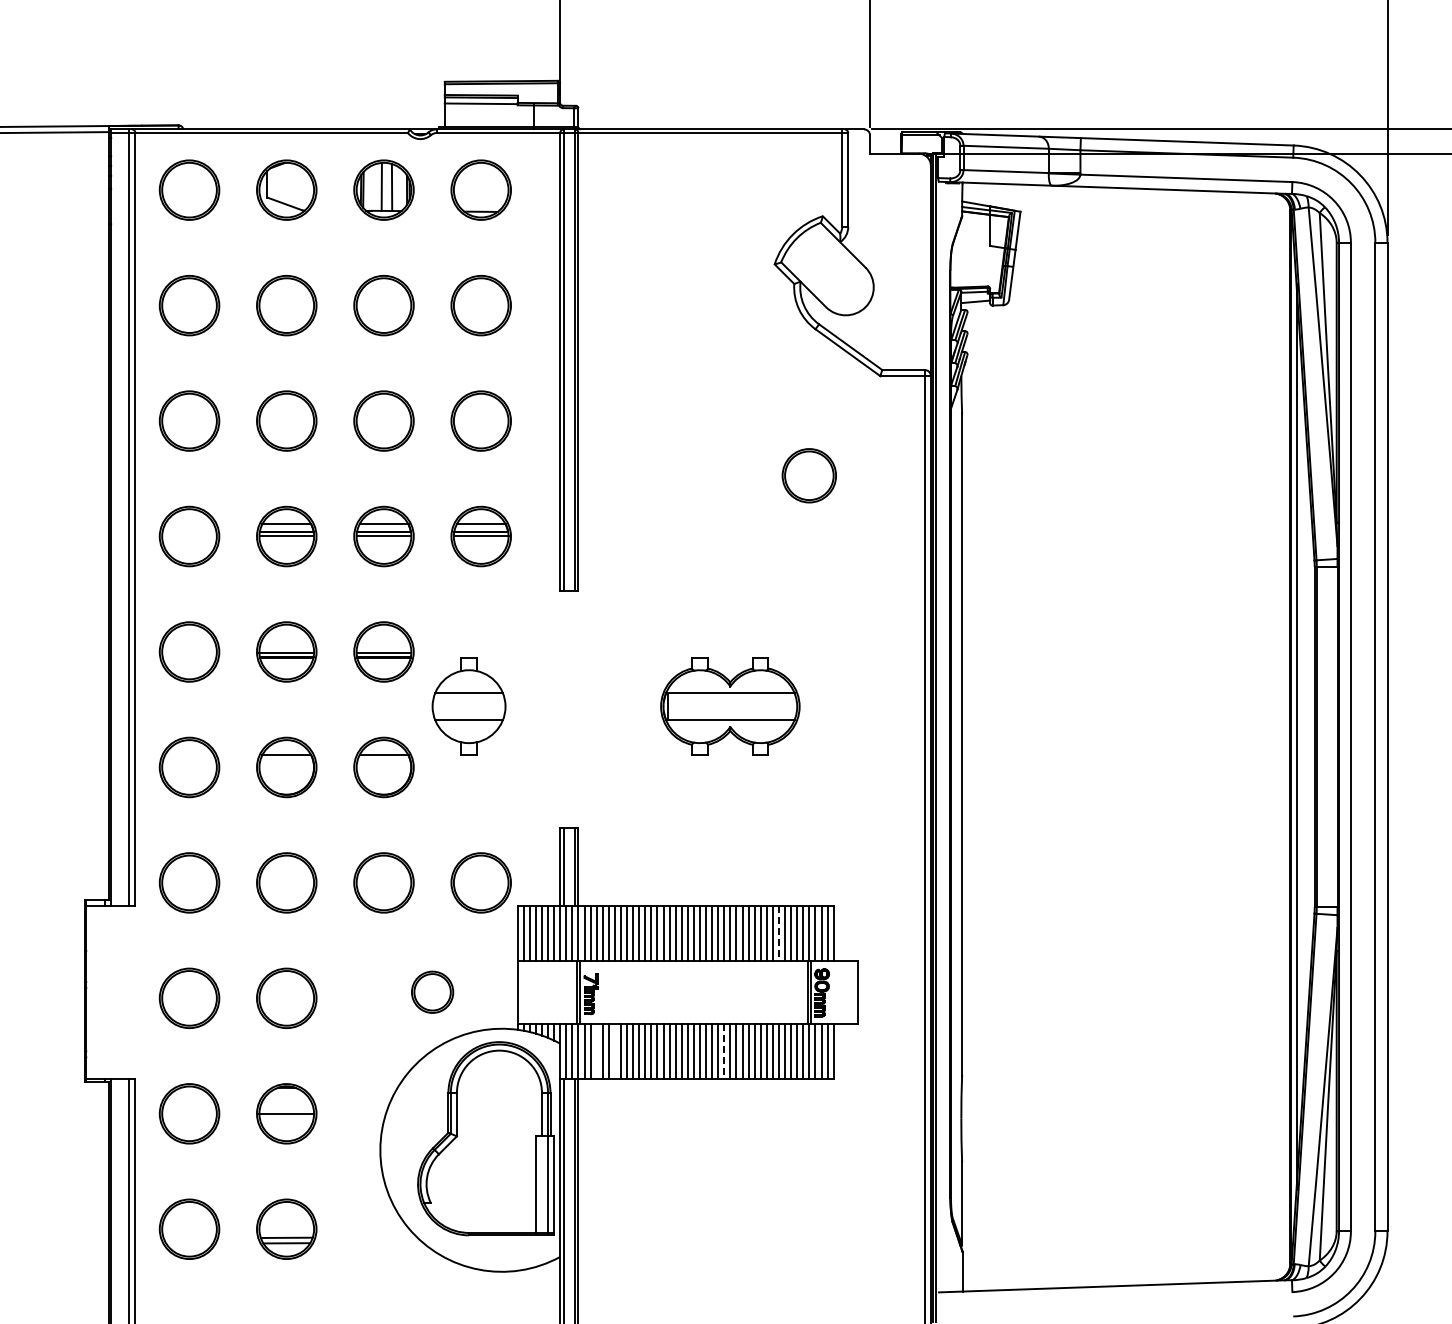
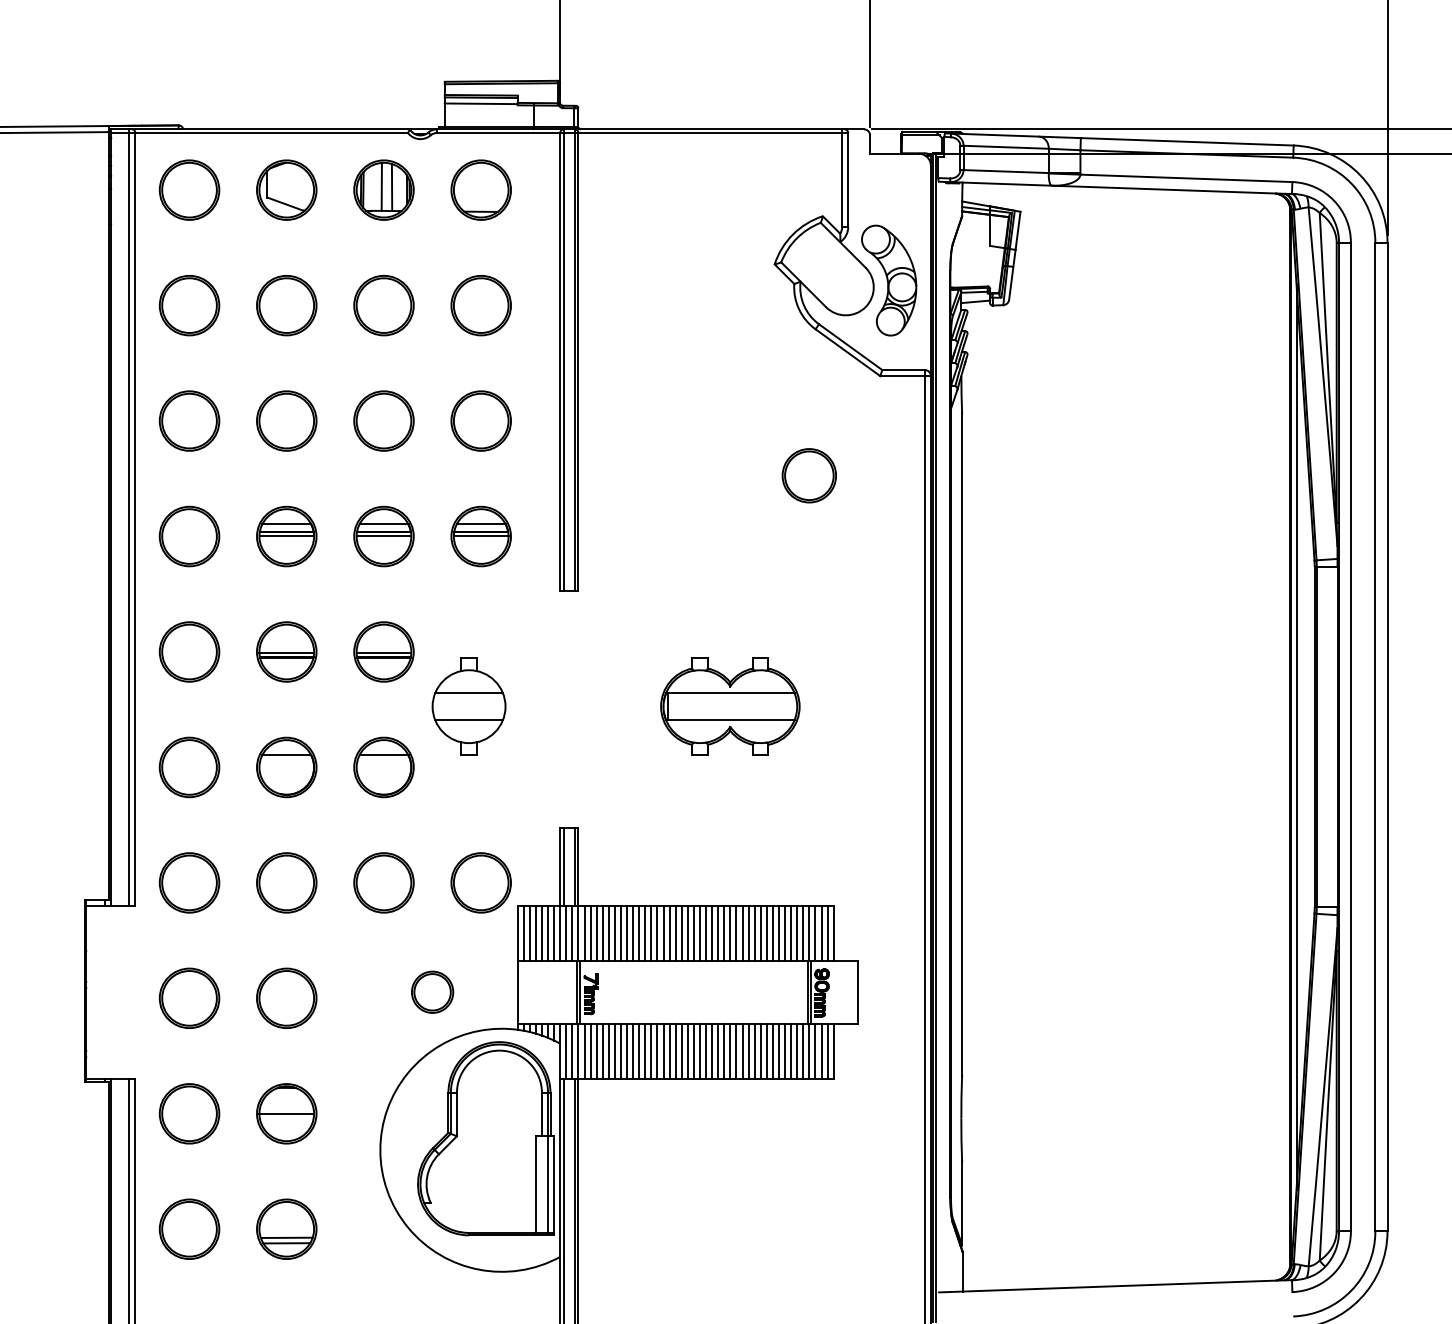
part: none -> present (889, 280)
line: dashed -> solid (778, 933)
line: none -> present (596, 1050)
line: none -> present (614, 1050)
line: dashed -> solid (724, 1051)
